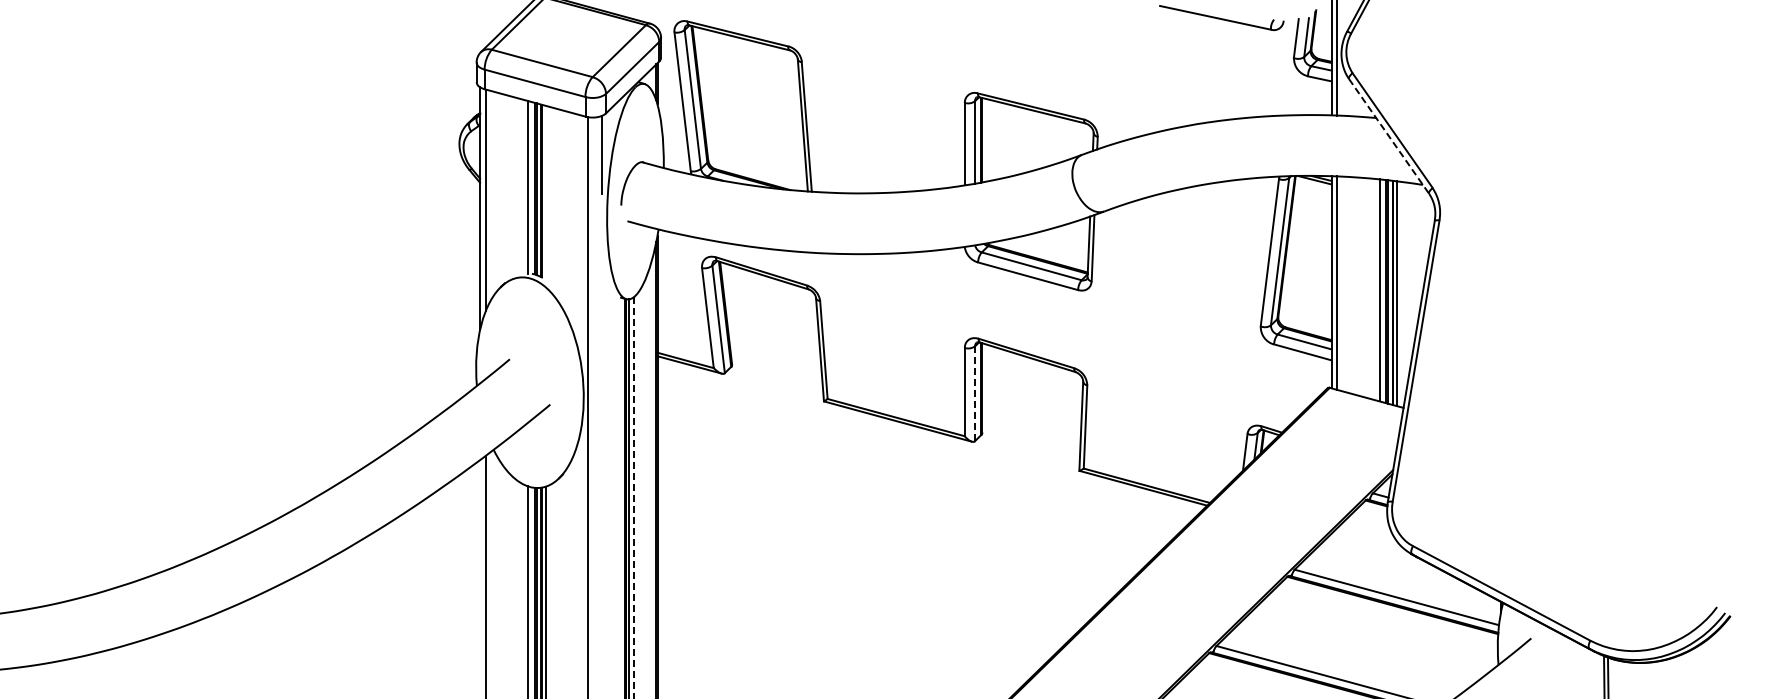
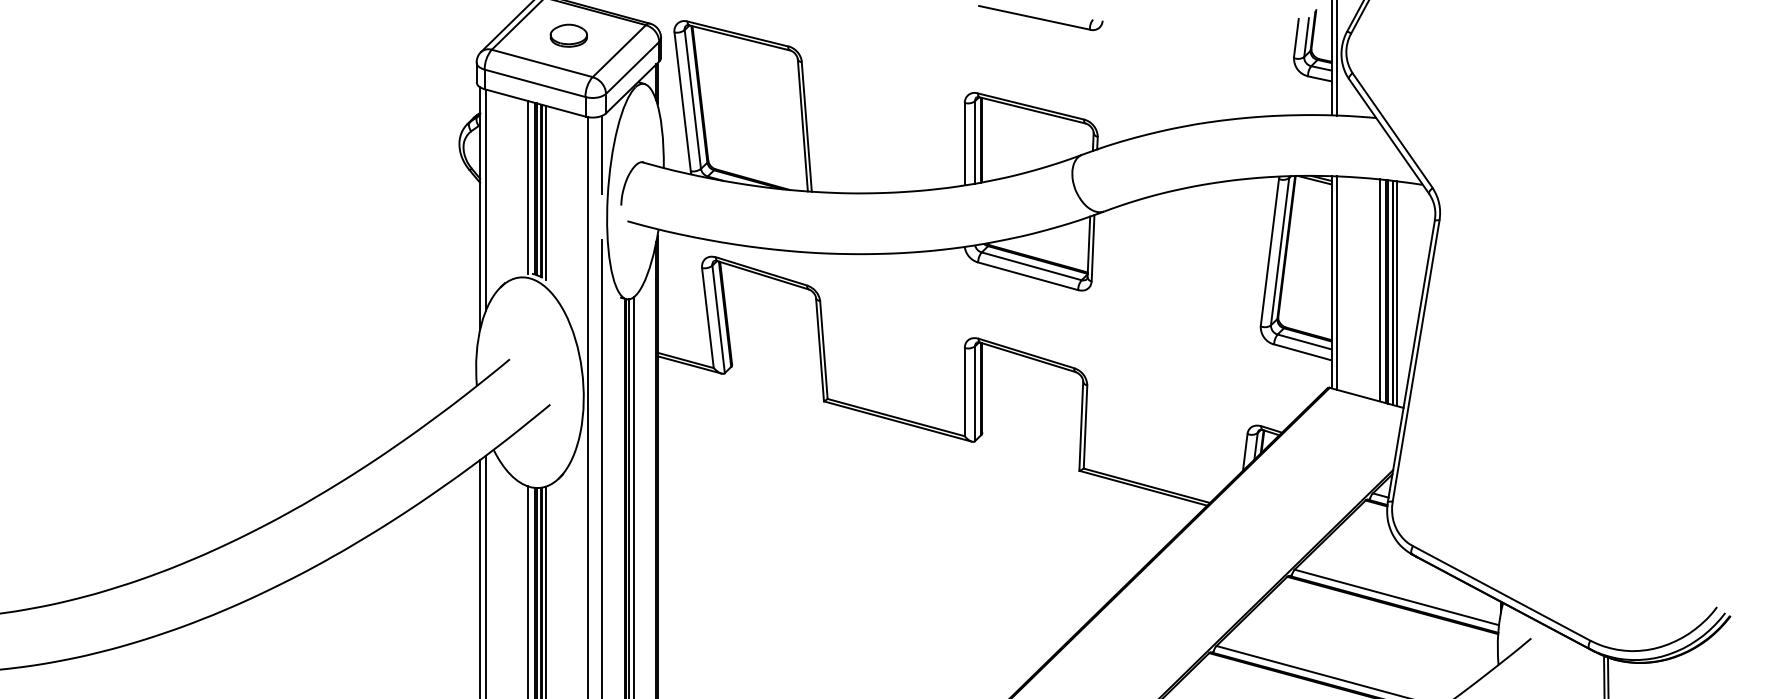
part position: (1221, 18) -> (1040, 18) (1040, 18)
part: none -> present (568, 35)
line: dashed -> solid (1389, 136)
line: none -> present (545, 192)
line: dashed -> solid (975, 394)
line: none -> present (602, 467)
line: dashed -> solid (633, 497)
line: none -> present (480, 577)
